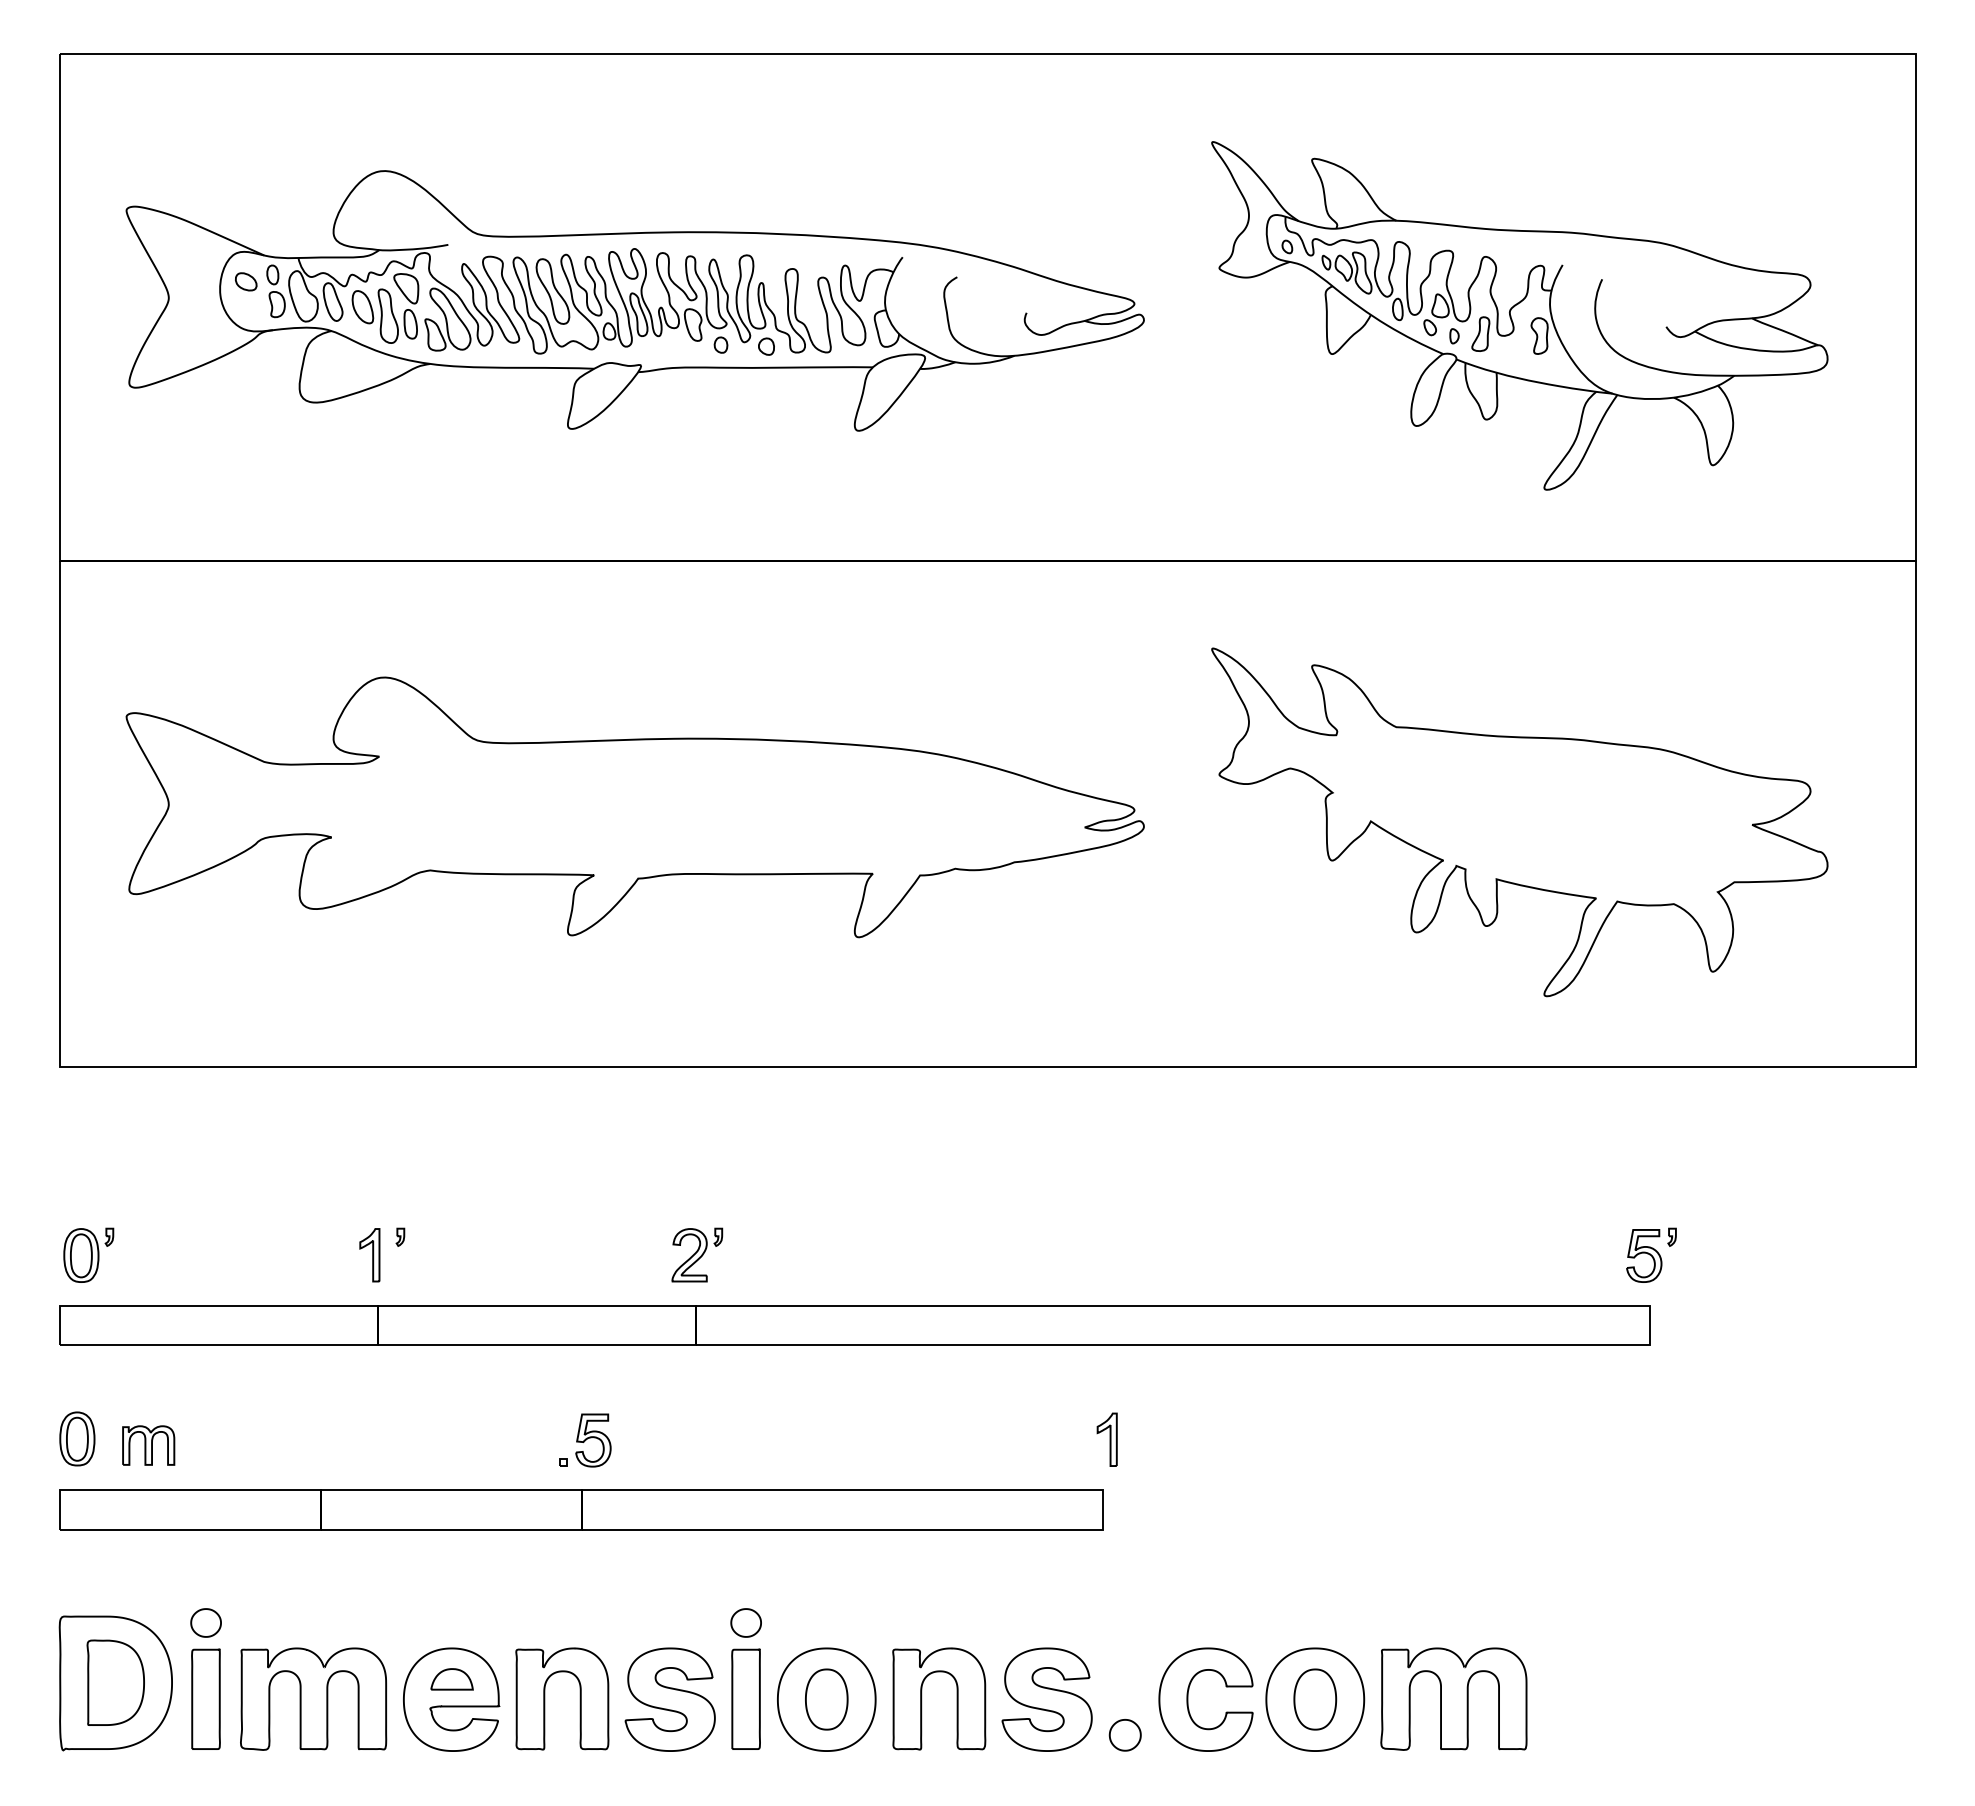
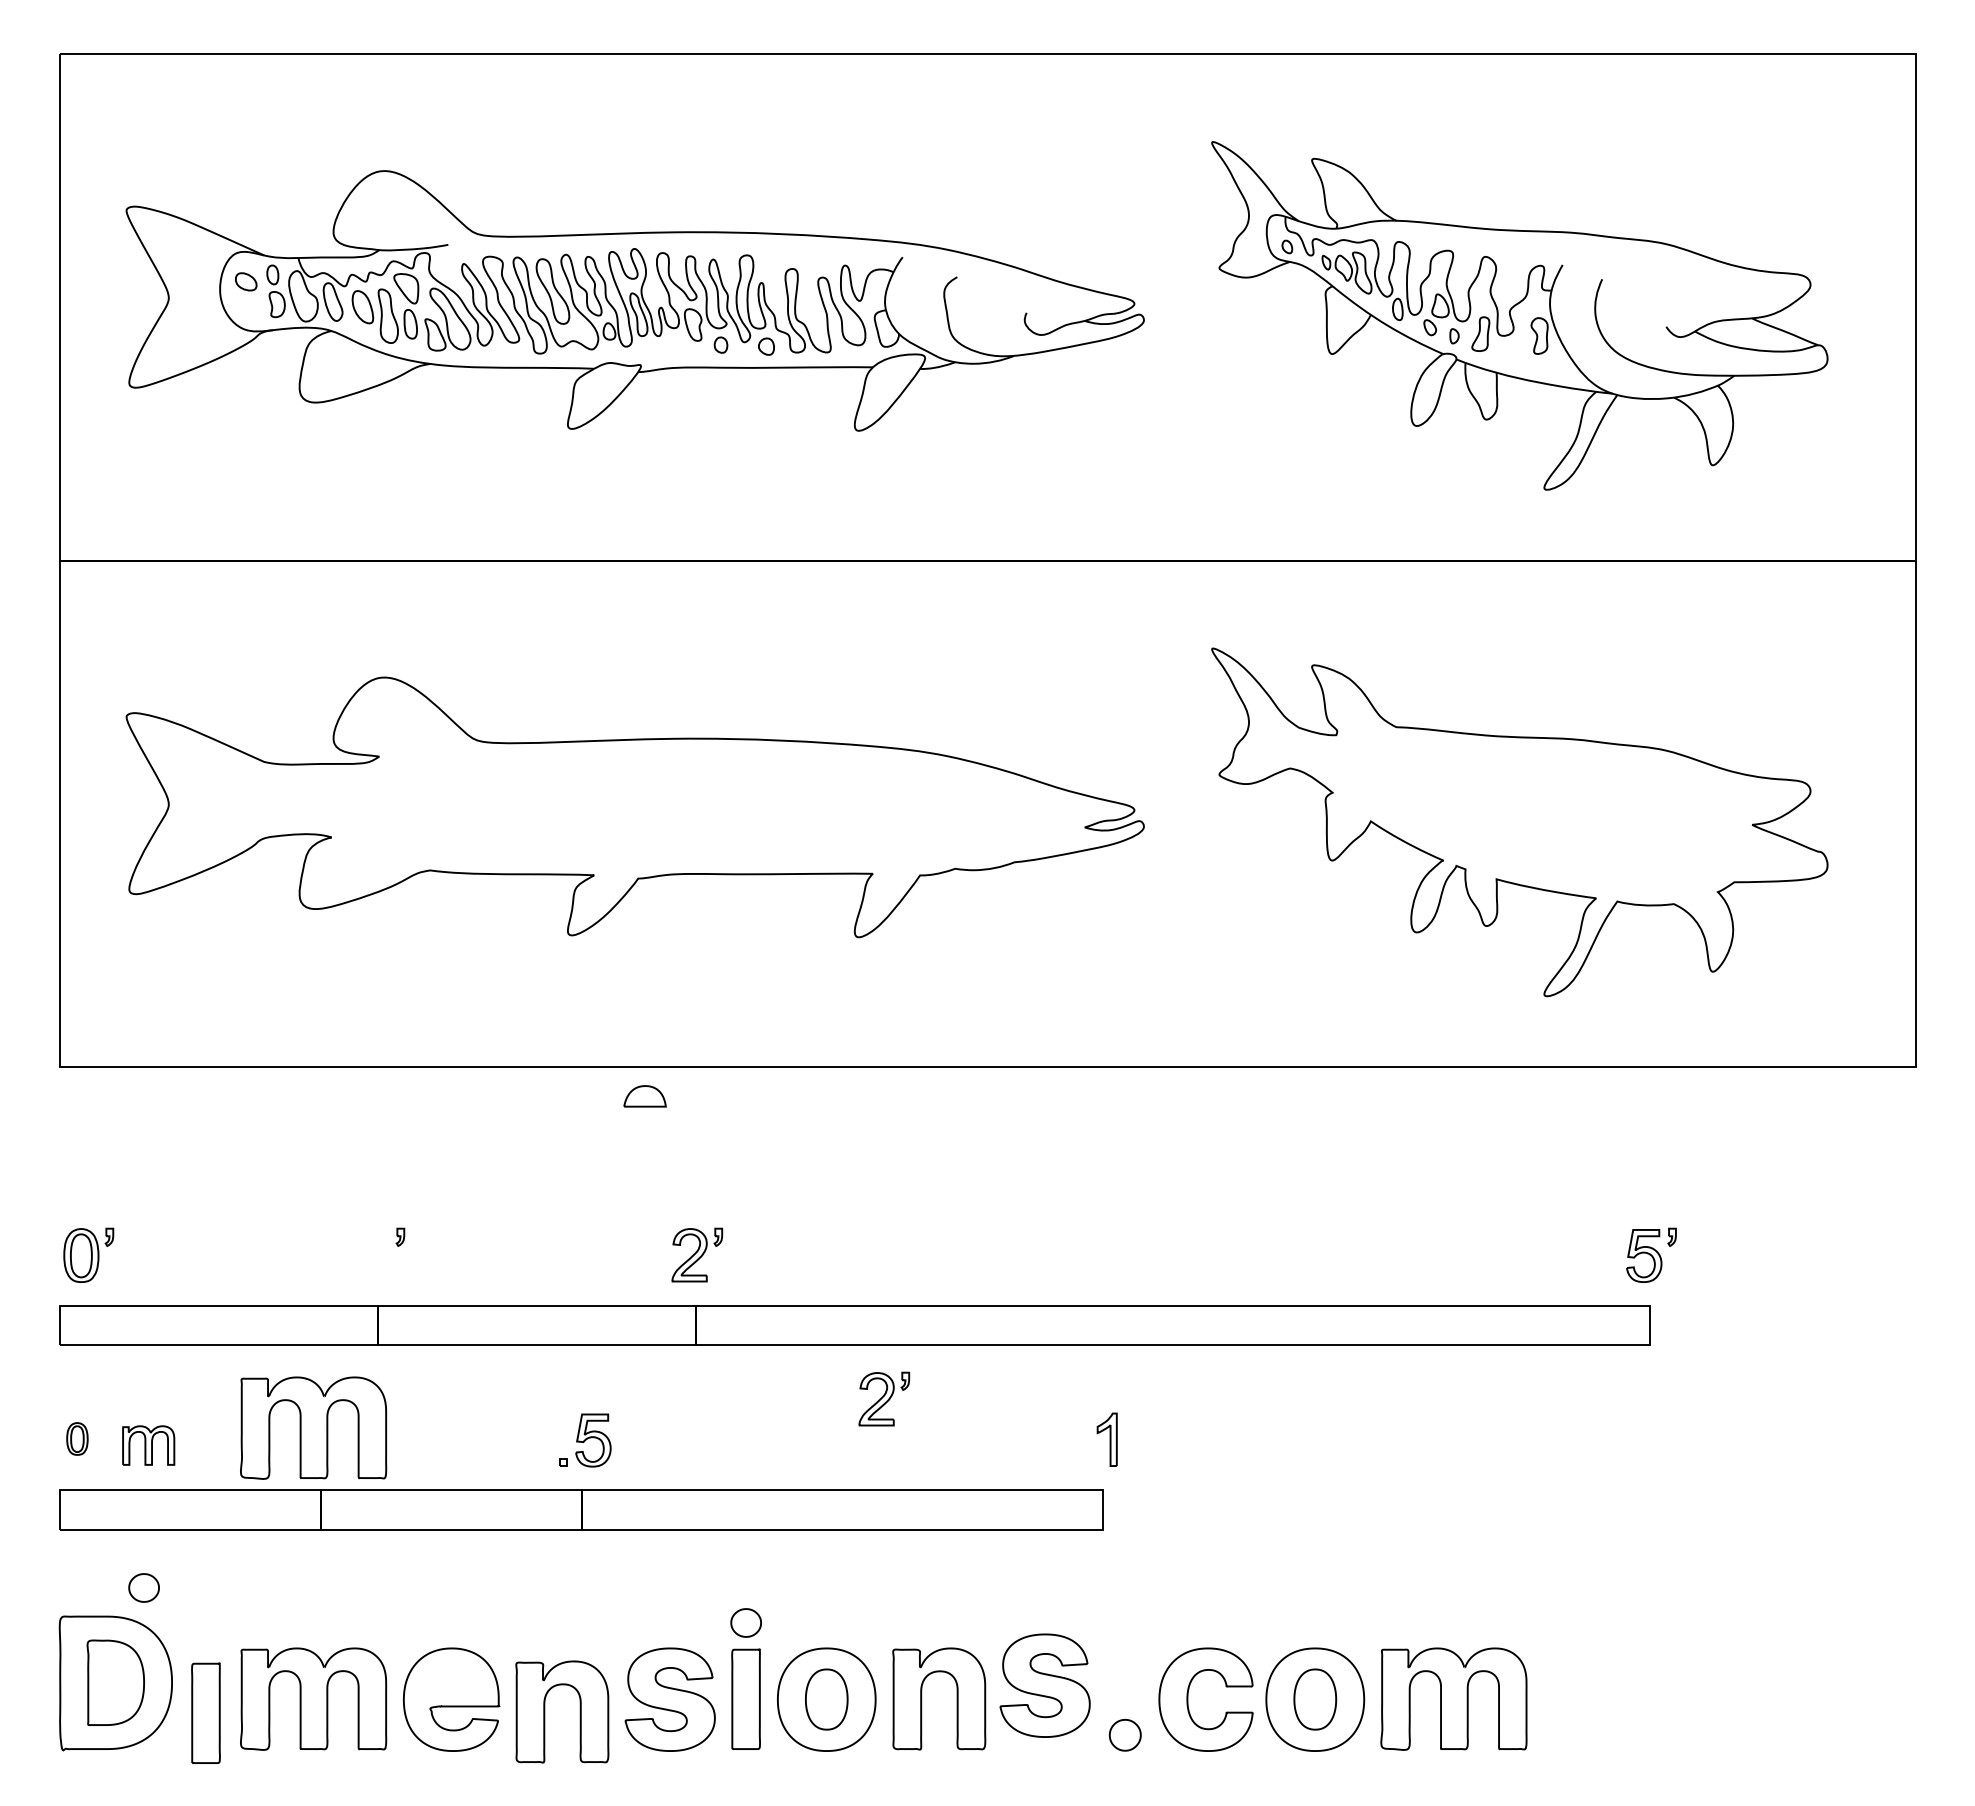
part: present -> none (369, 1255)
part: none -> present (884, 1398)
part: none -> present (313, 1427)
part size: 37x56 px -> 23x34 px (77, 1438)
part position: (205, 1622) -> (143, 1587) (143, 1587)
part position: (451, 1679) -> (644, 1096) (644, 1096)
part position: (205, 1698) -> (205, 1712) (205, 1712)
part position: (545, 1698) -> (545, 1711) (545, 1711)
part position: (1046, 1699) -> (1044, 1685) (1044, 1685)
